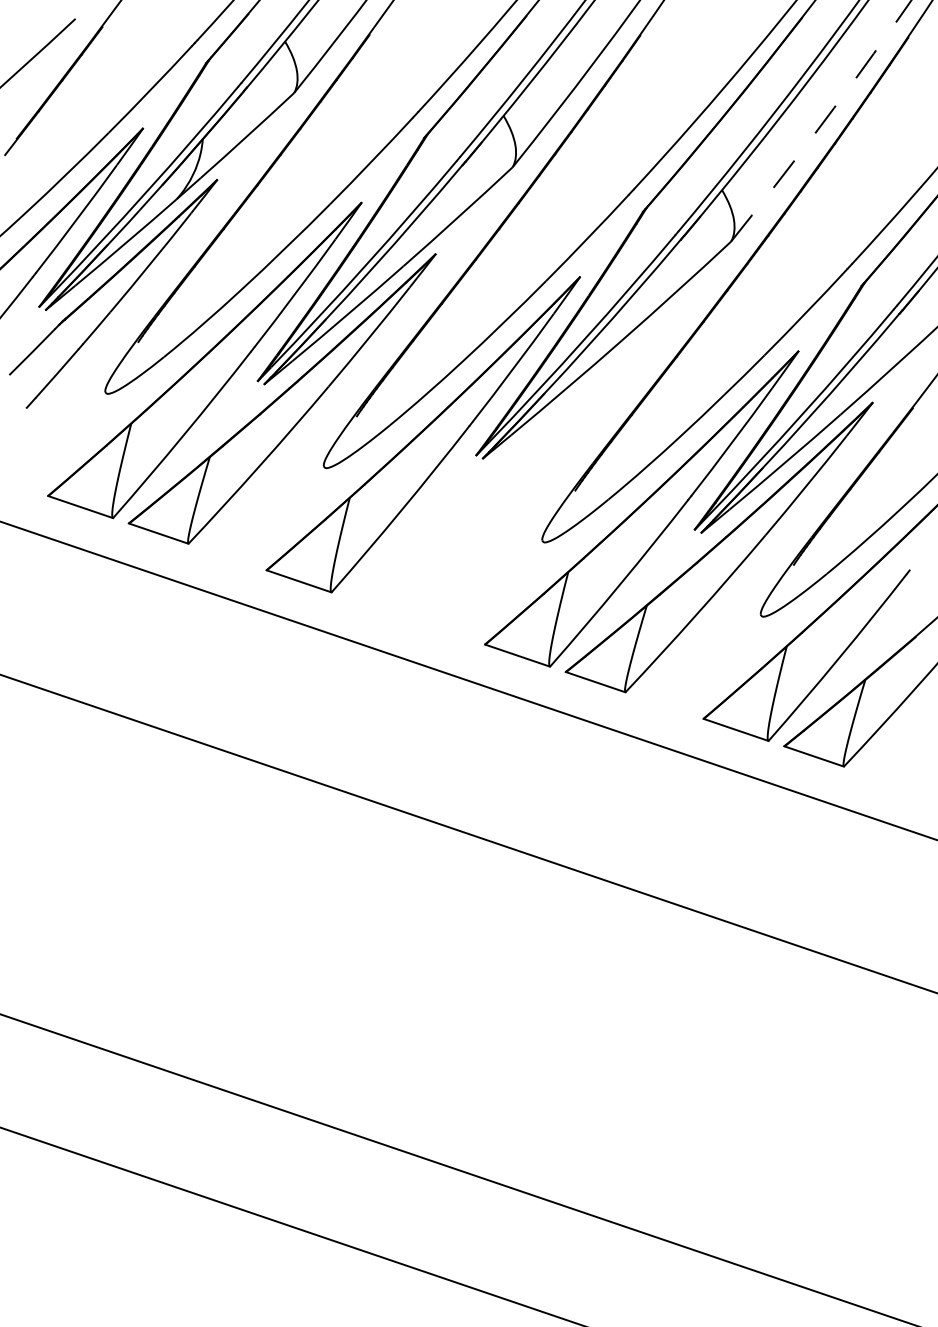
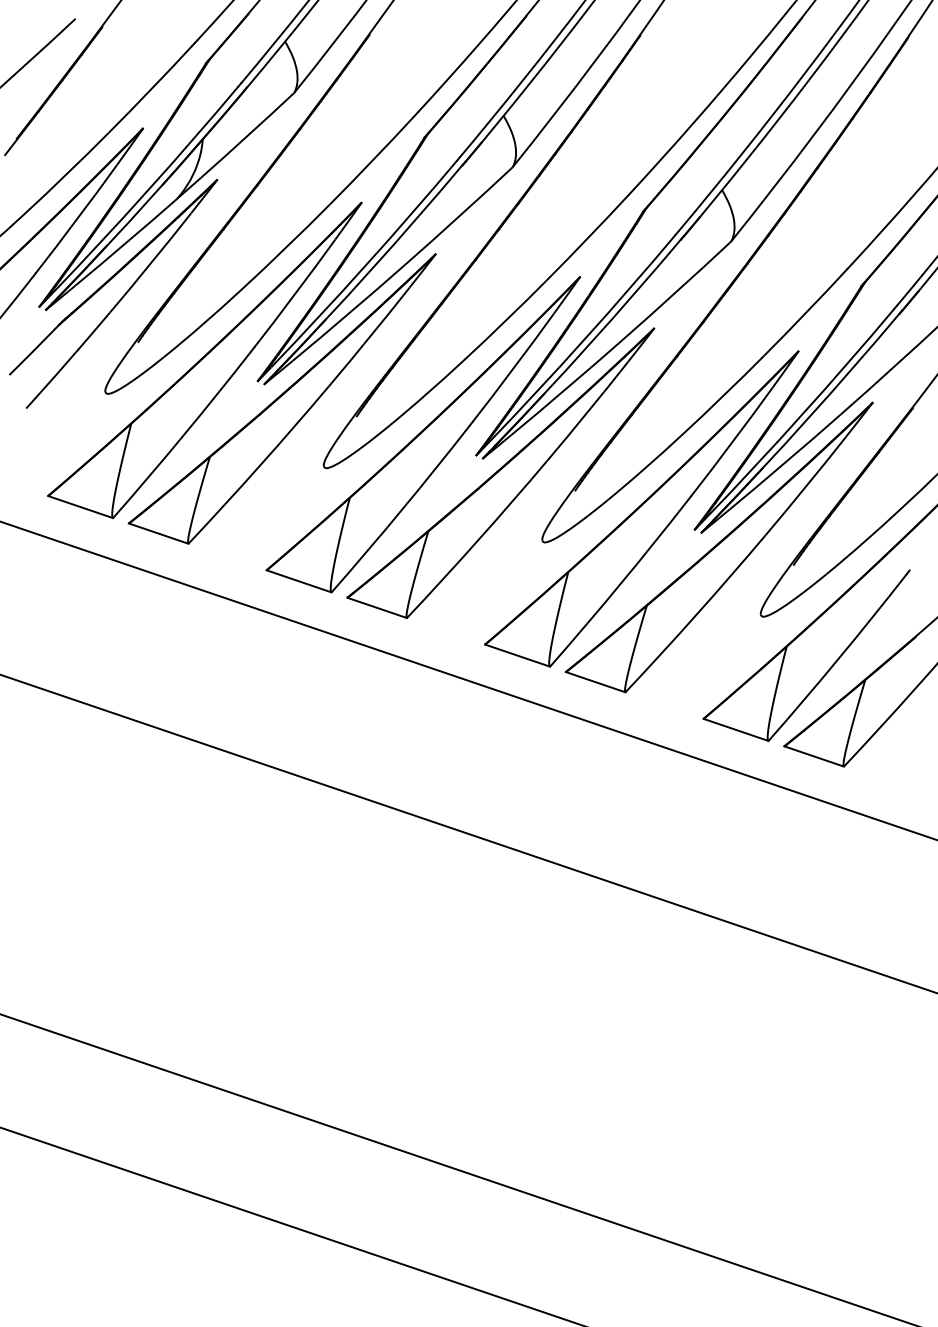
arc: dashed -> solid (823, 122)
part: none -> present (500, 472)
